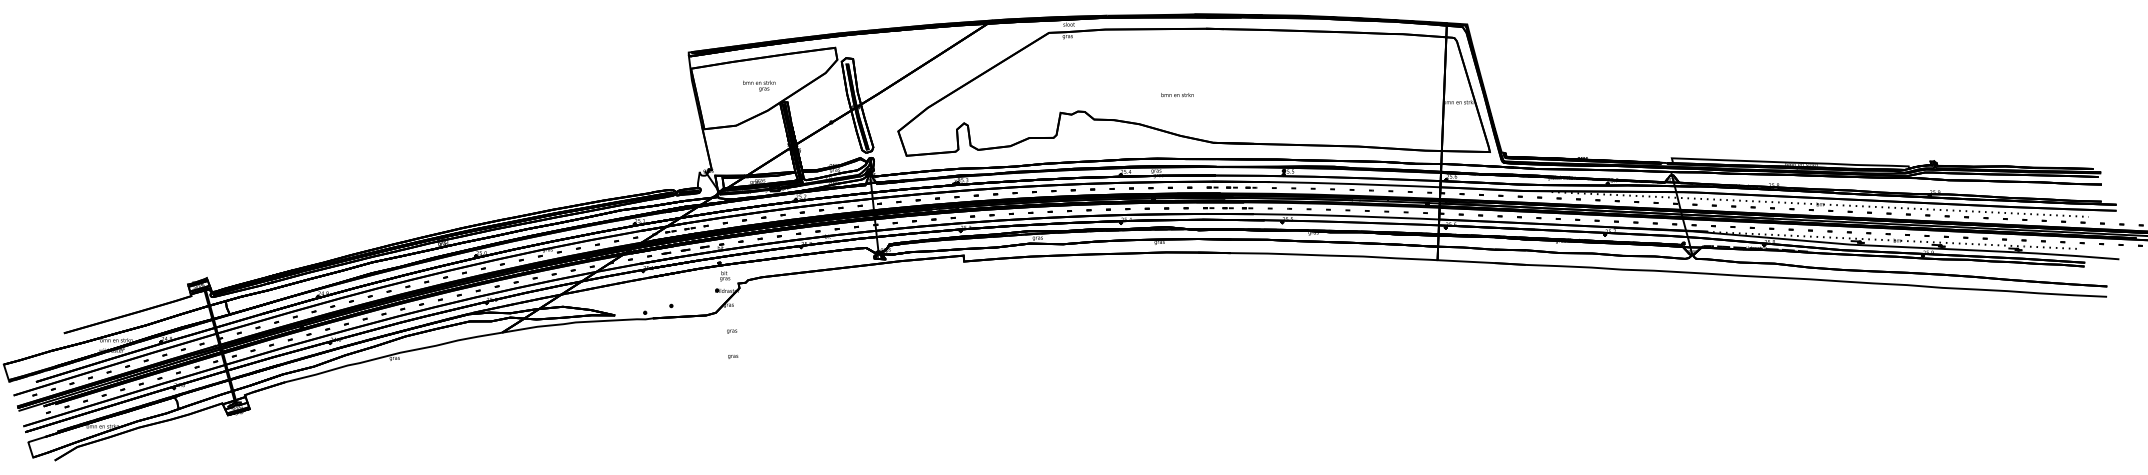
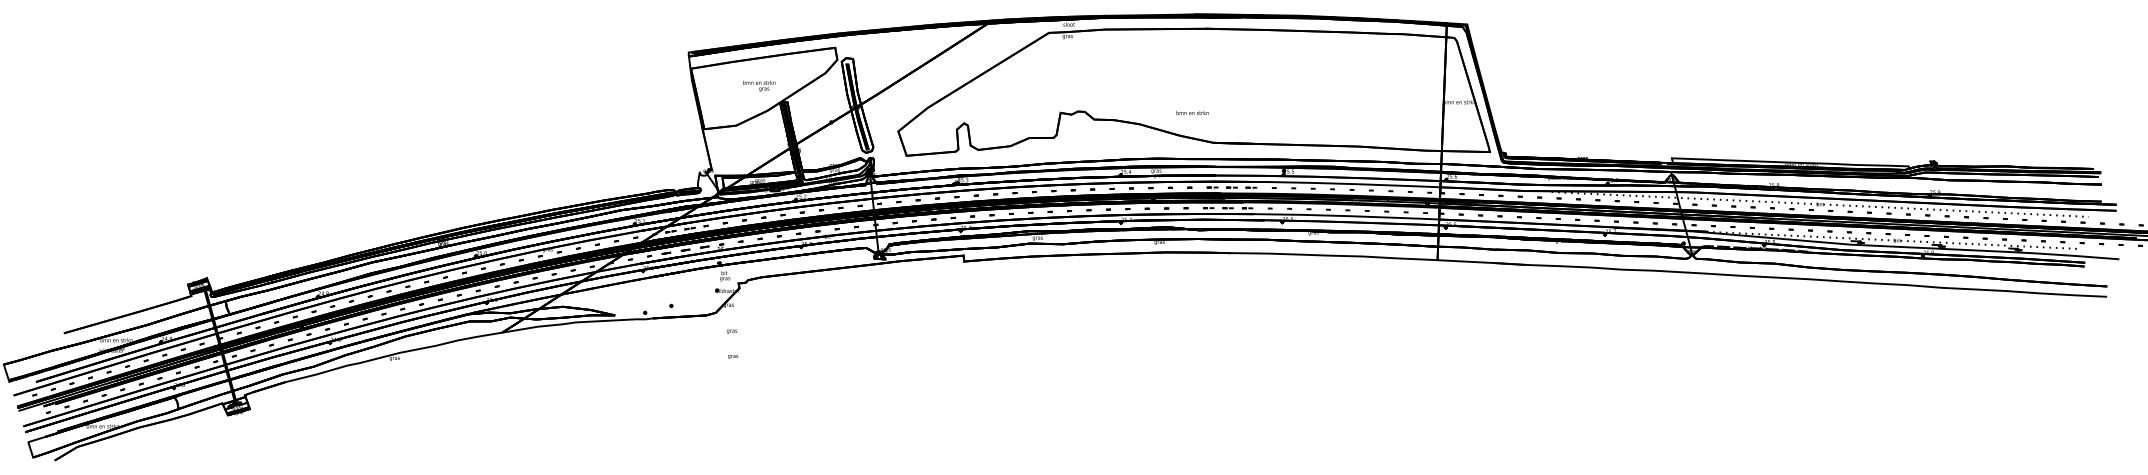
text position: (1177, 95) -> (1192, 113) (1192, 113)
